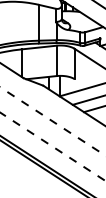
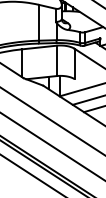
line: dashed -> solid (52, 121)
line: dashed -> solid (52, 146)
line: none -> present (32, 174)
